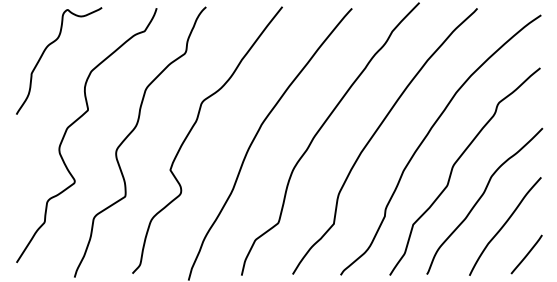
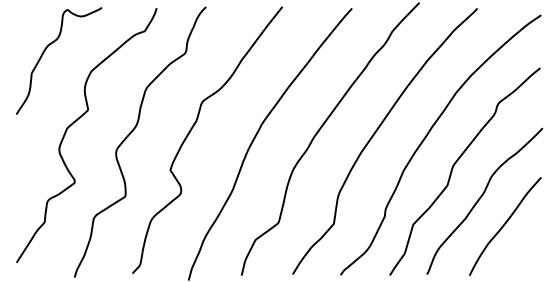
line: present -> none (526, 254)
